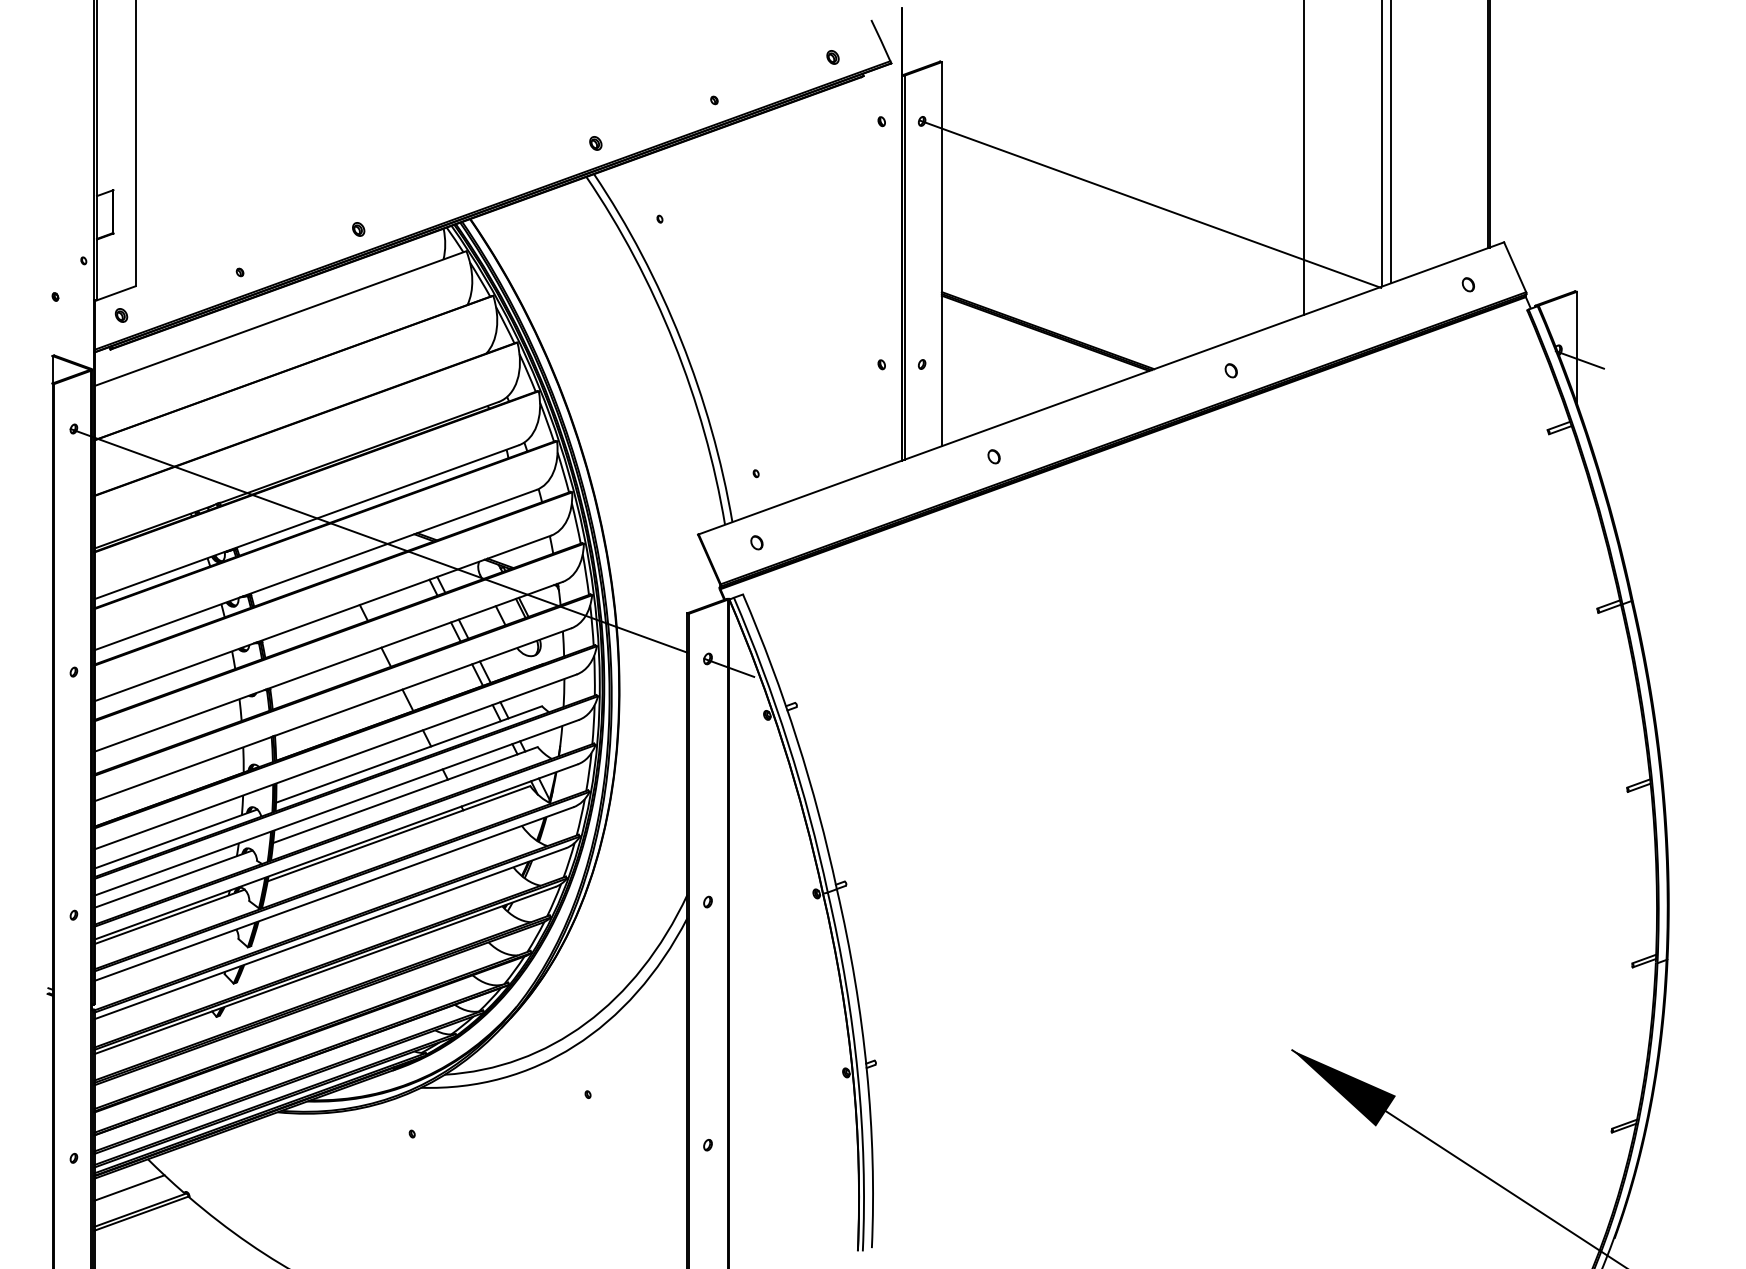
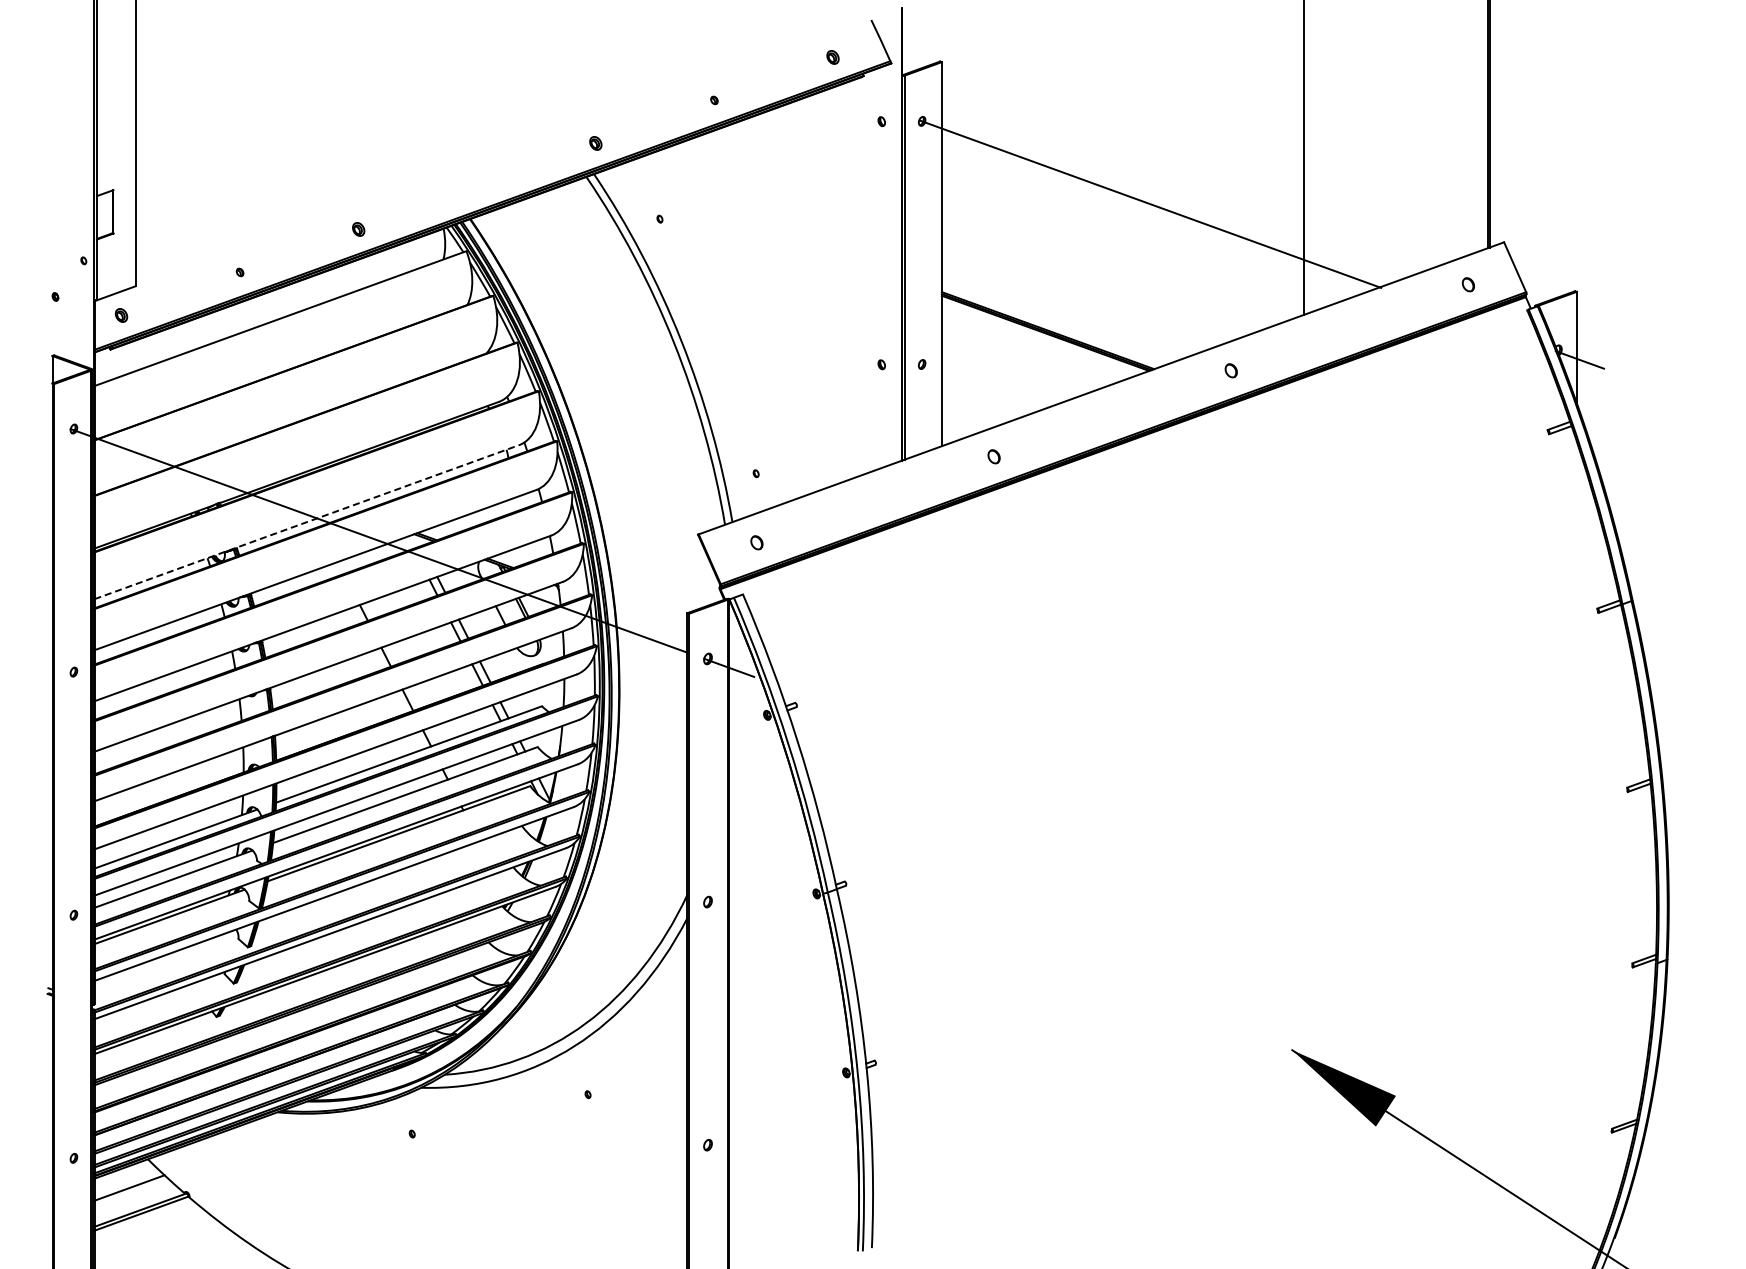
line: present -> none (1390, 142)
line: present -> none (1382, 144)
line: solid -> dashed (306, 522)
